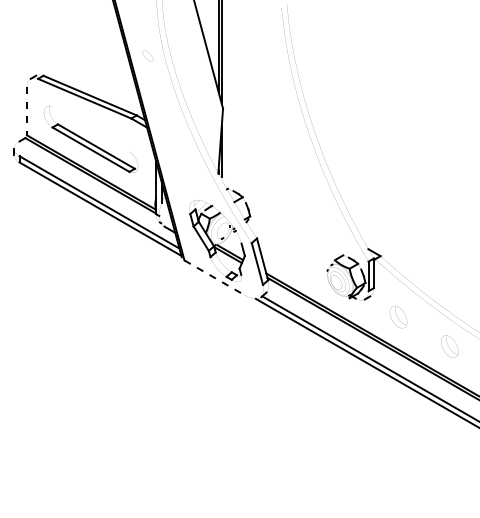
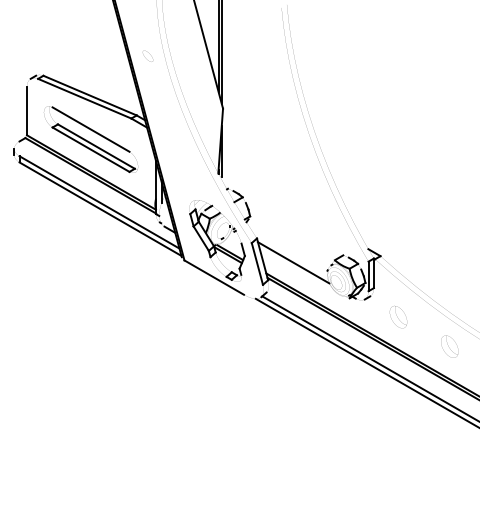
line: dashed -> solid (27, 111)
line: none -> present (90, 129)
line: none -> present (293, 262)
line: dashed -> solid (214, 277)
